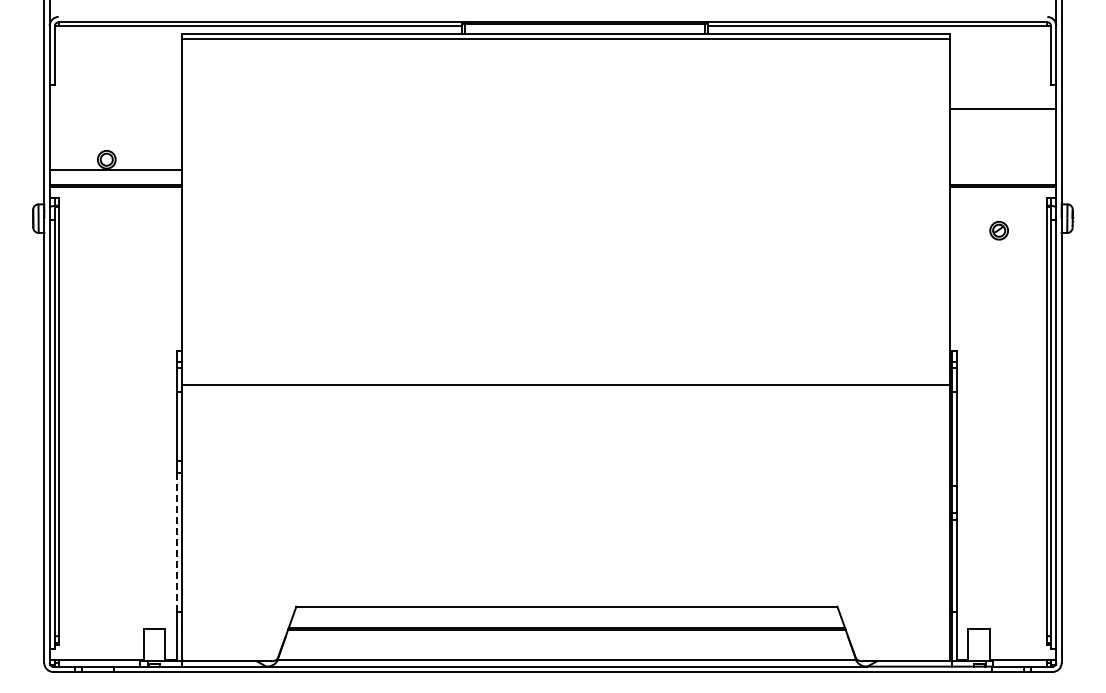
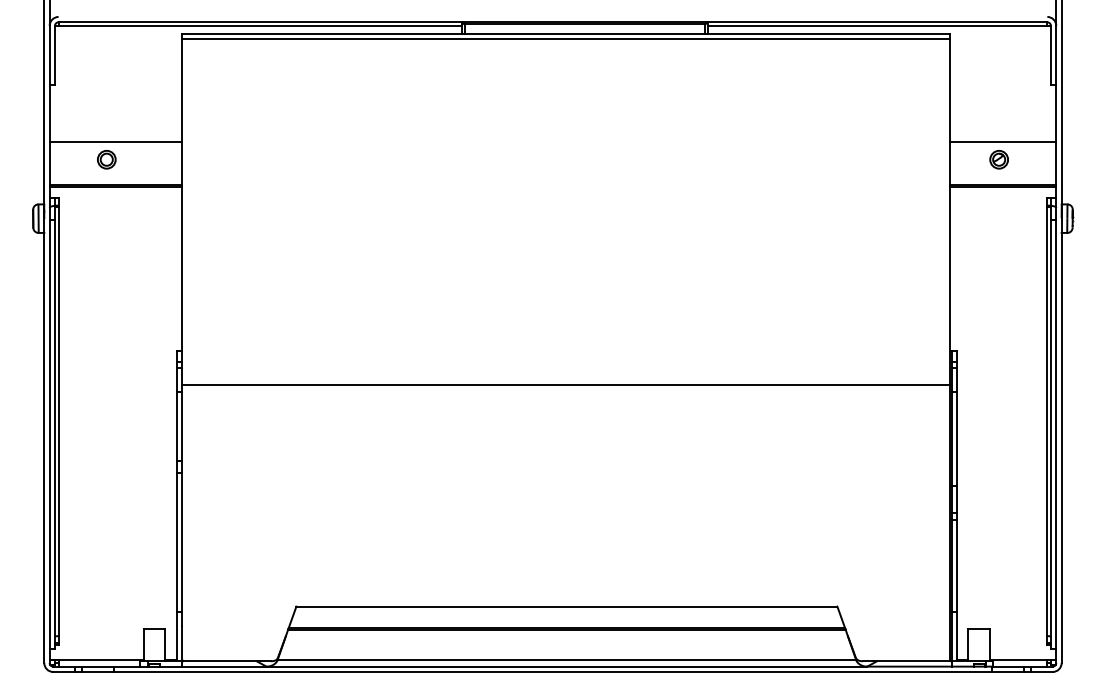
line position: (1002, 108) -> (1002, 141) (1002, 141)
line position: (115, 169) -> (115, 141) (115, 141)
part position: (998, 230) -> (998, 159) (998, 159)
line: dashed -> solid (176, 542)
